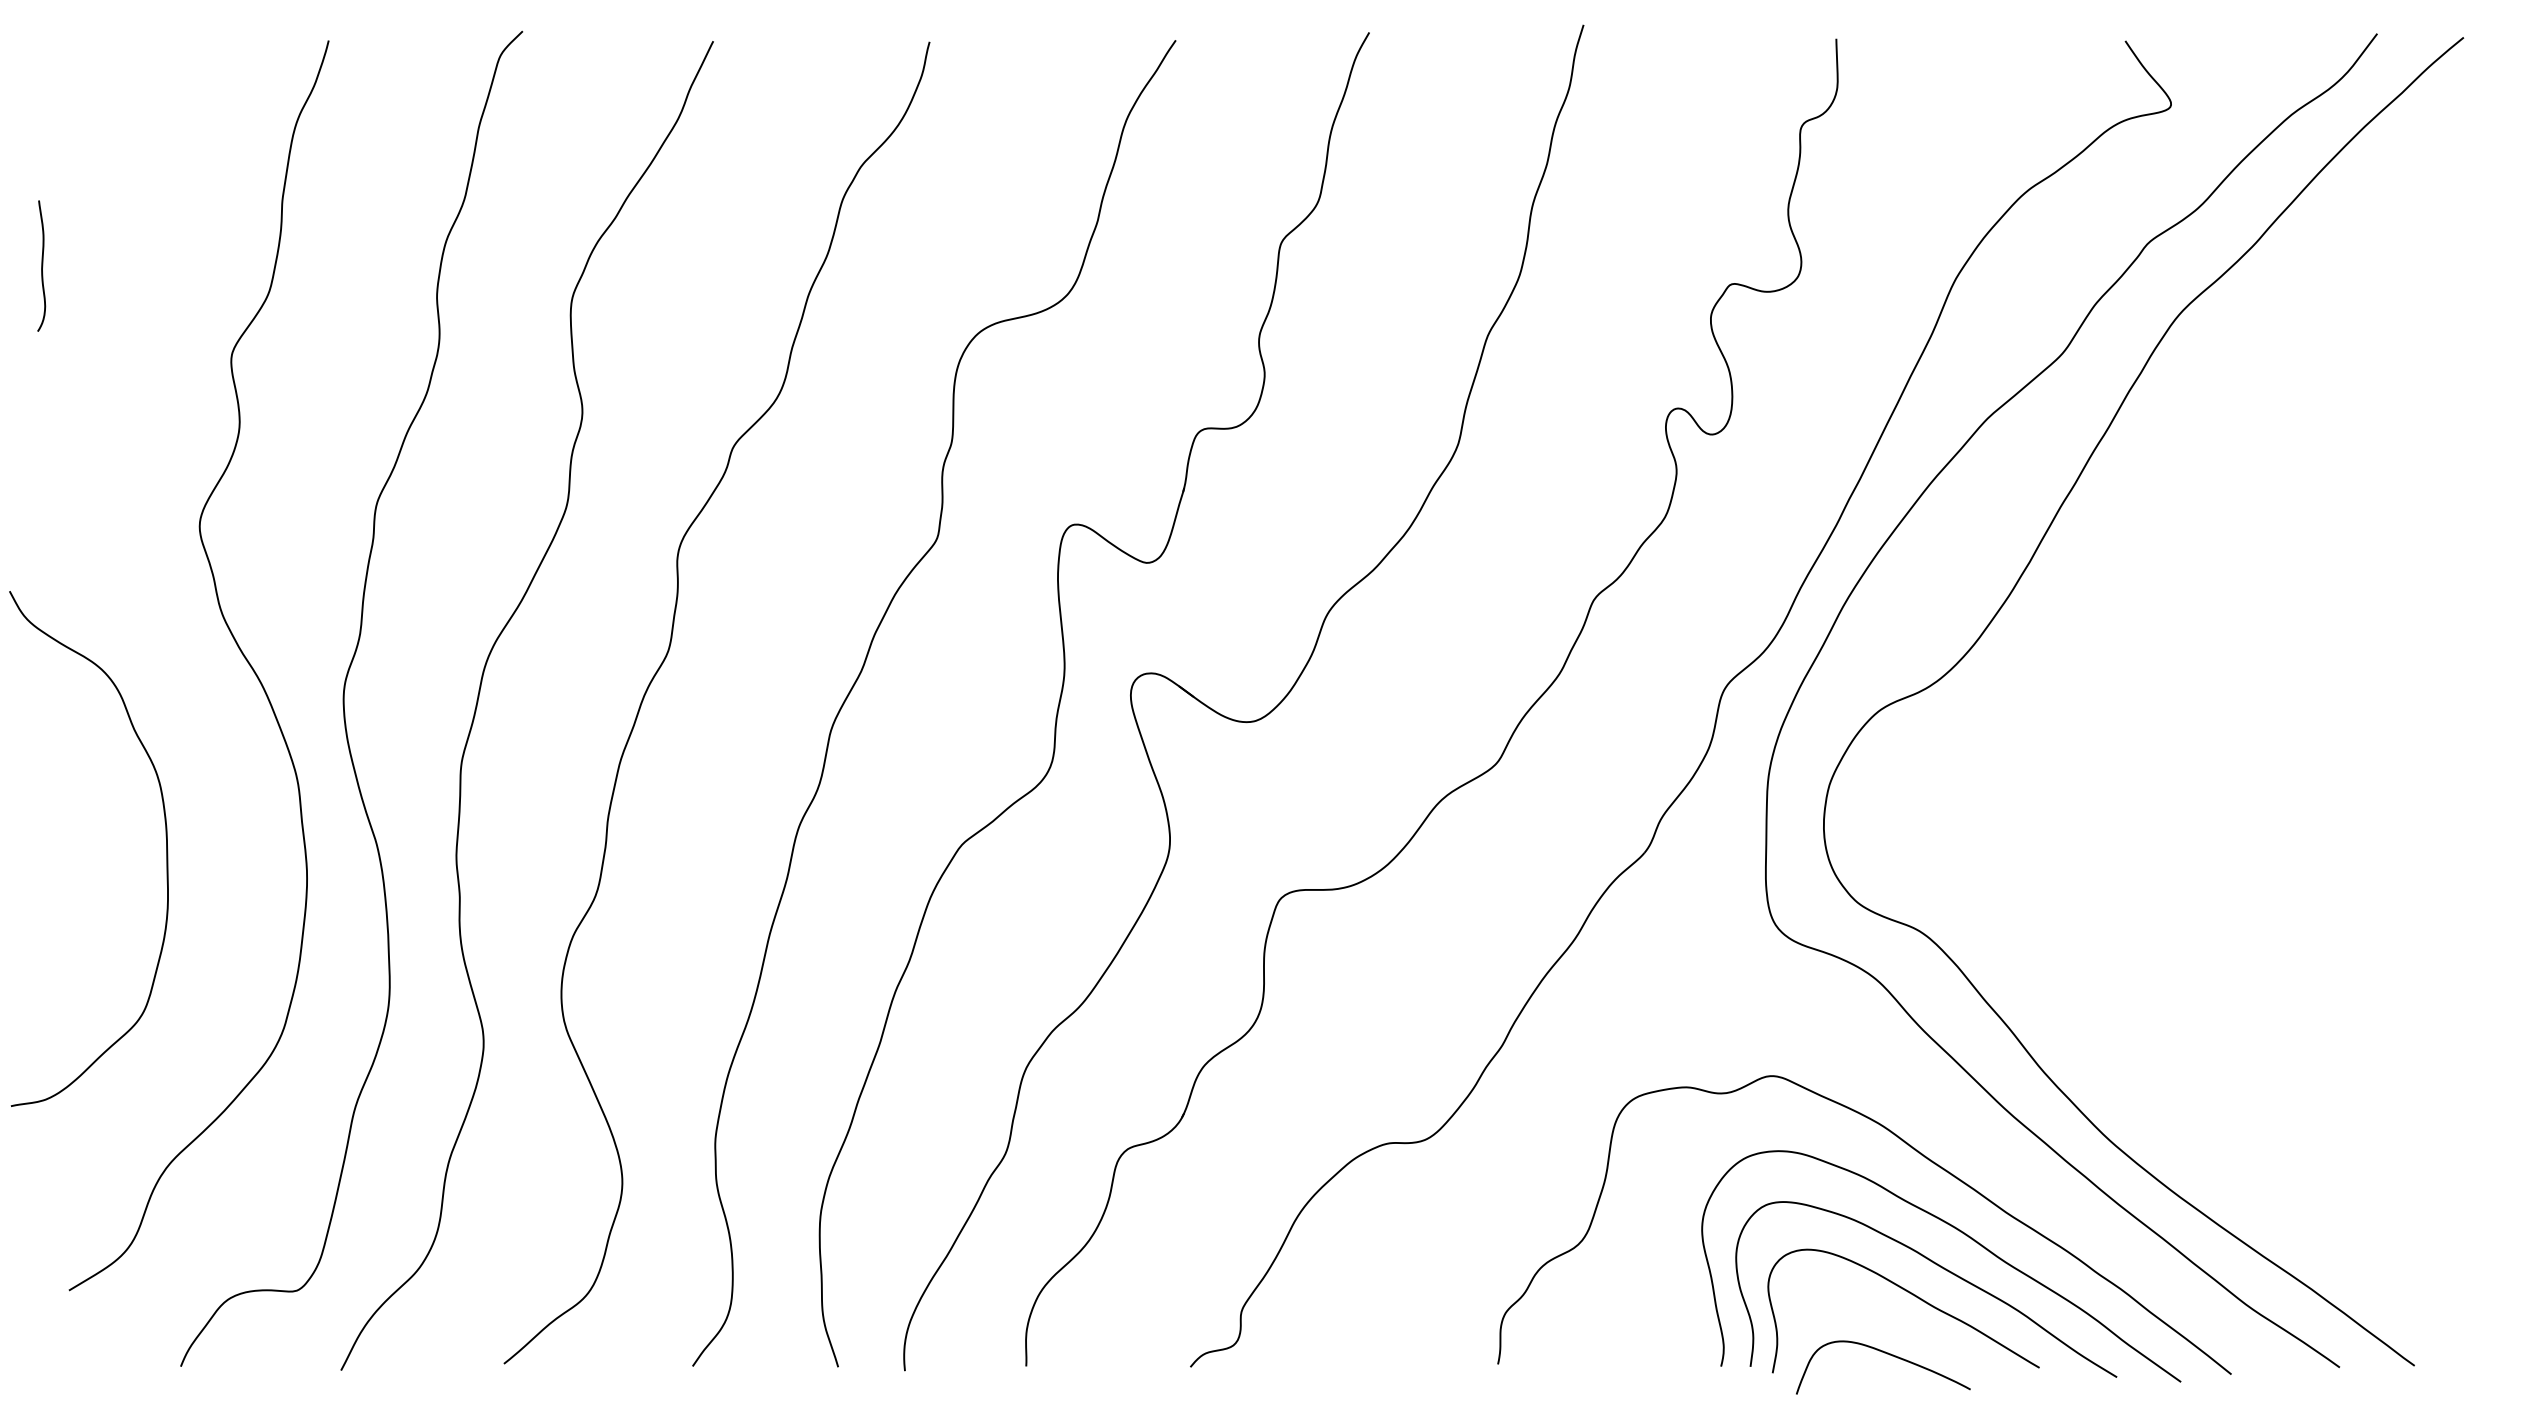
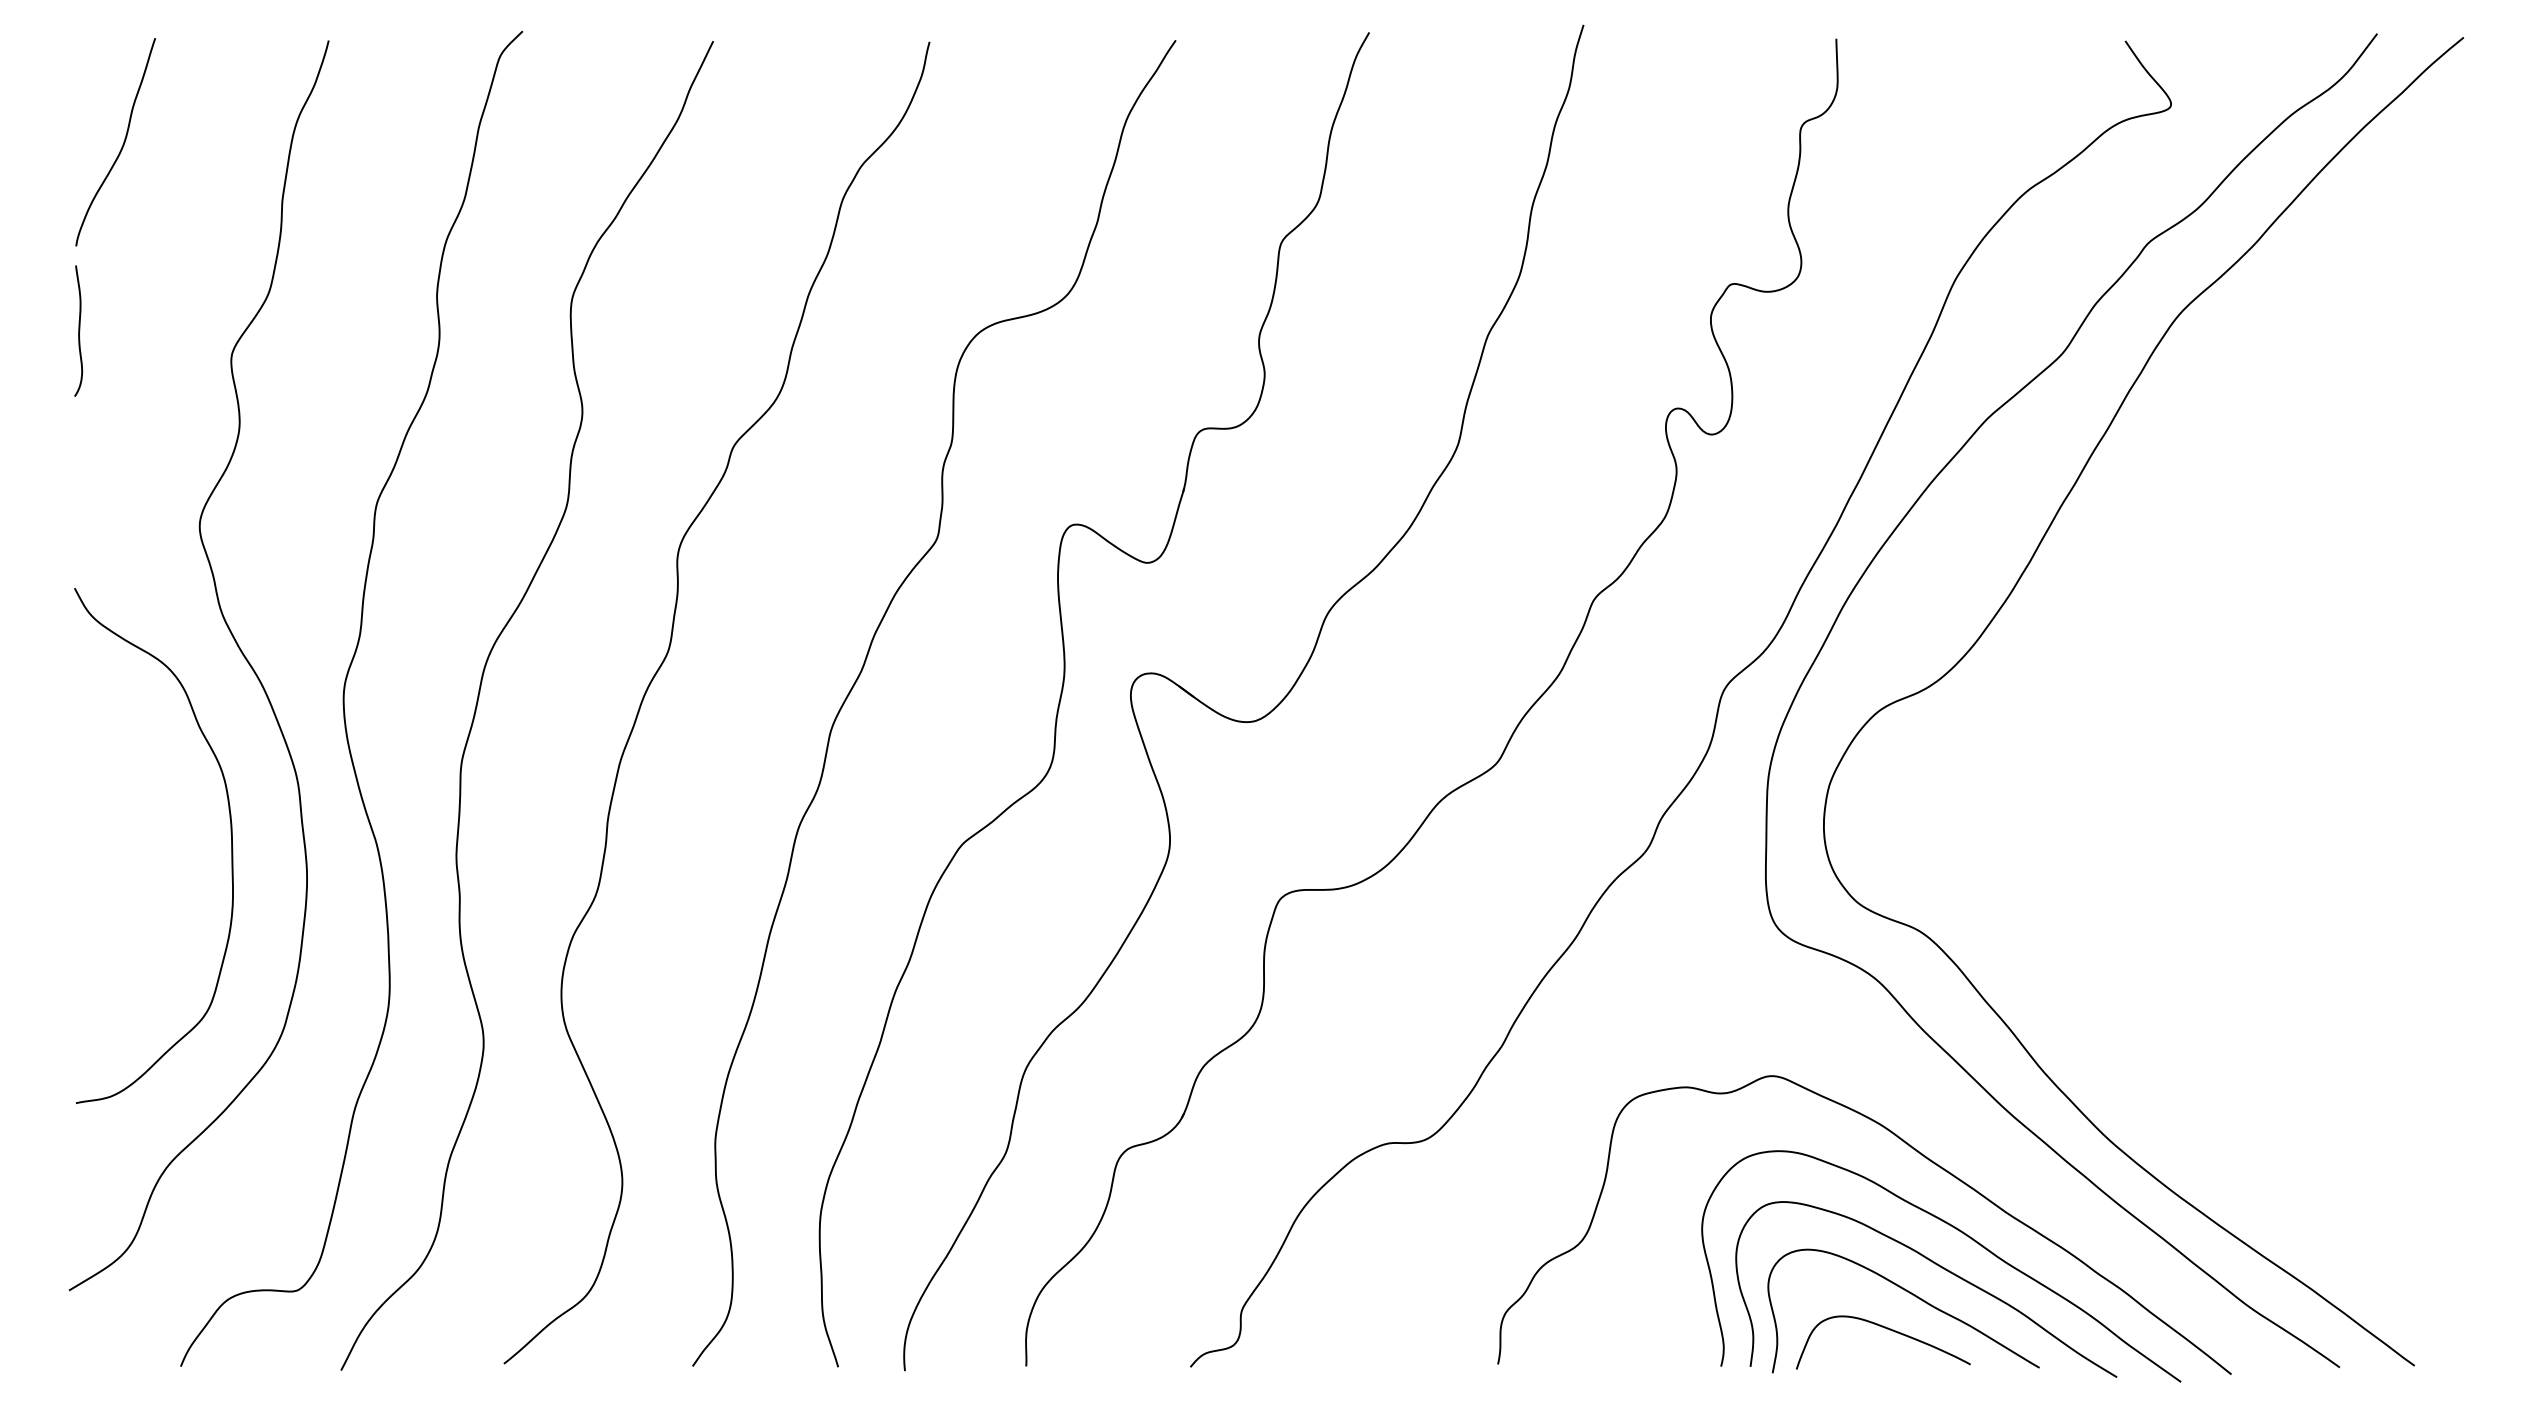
curve: none -> present (121, 146)
curve position: (41, 265) -> (78, 330) (78, 330)
curve position: (165, 836) -> (230, 833) (230, 833)
curve position: (1889, 1355) -> (1889, 1330) (1889, 1330)
